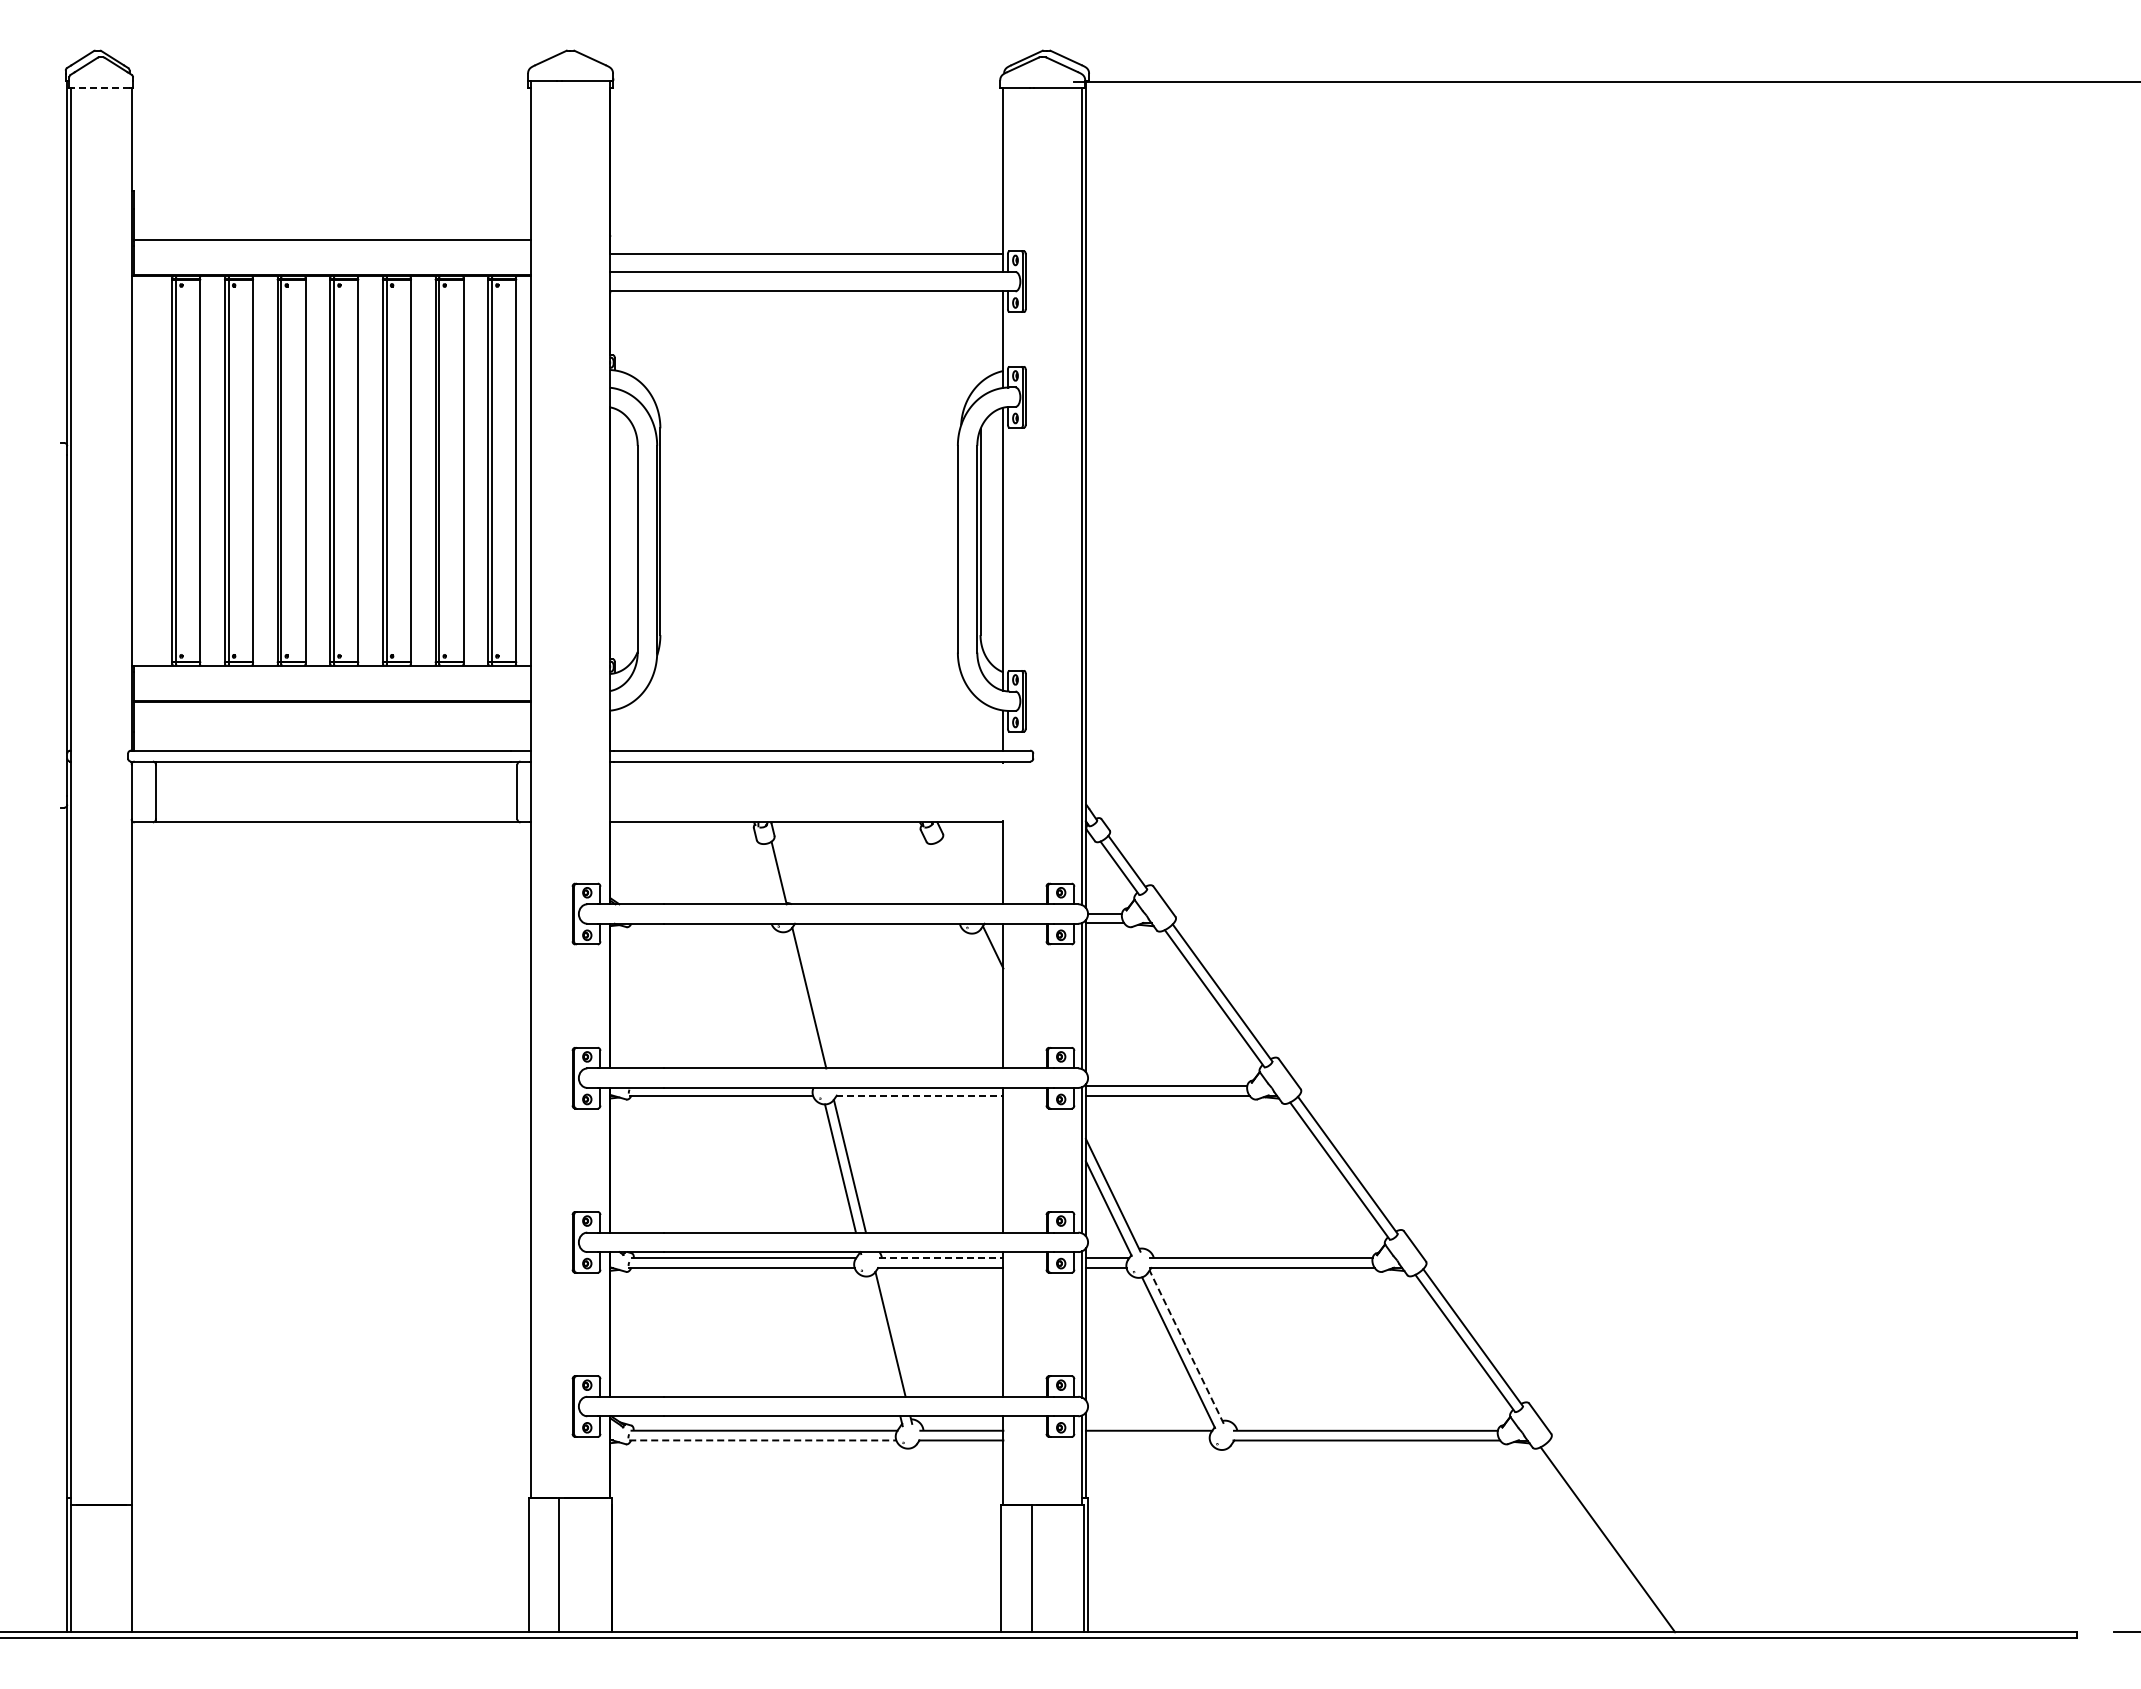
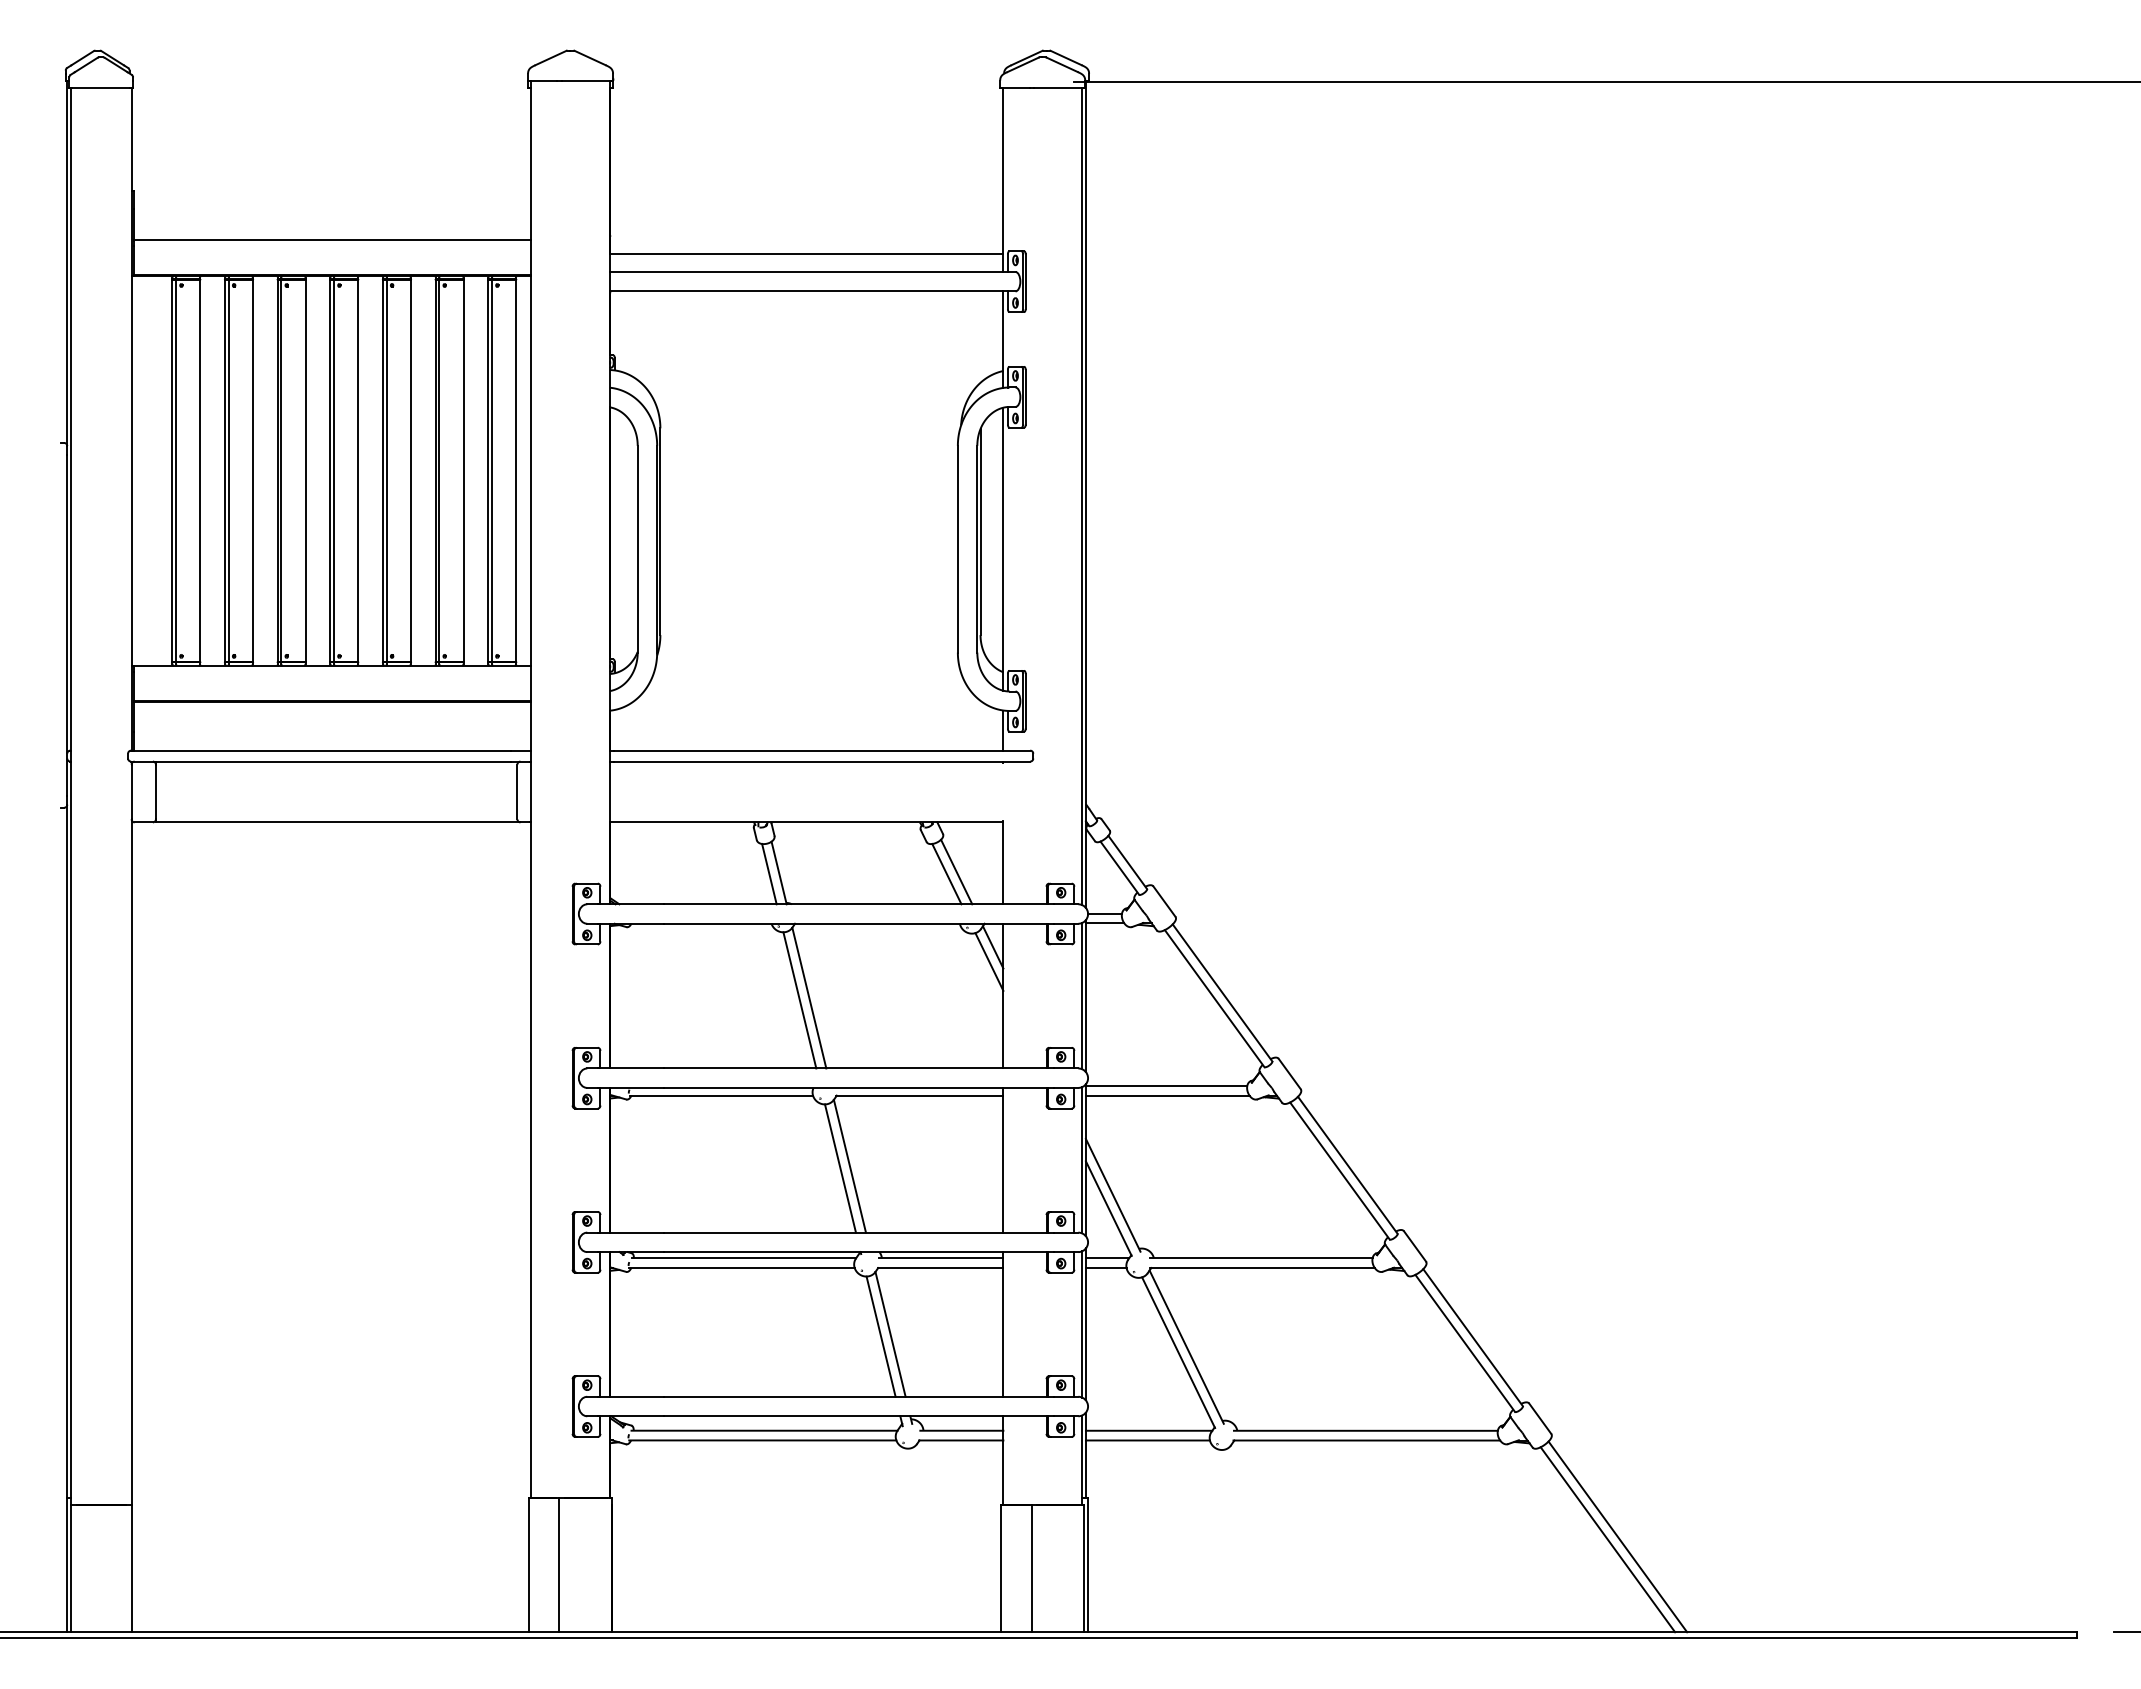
line: dashed -> solid (101, 87)
line: none -> present (956, 871)
line: none -> present (769, 873)
line: none -> present (946, 874)
line: none -> present (989, 961)
line: none -> present (799, 1000)
line: dashed -> solid (919, 1095)
line: dashed -> solid (941, 1258)
line: none -> present (880, 1336)
line: dashed -> solid (1186, 1346)
line: dashed -> solid (762, 1440)
line: none -> present (1147, 1440)
line: none -> present (1617, 1536)
